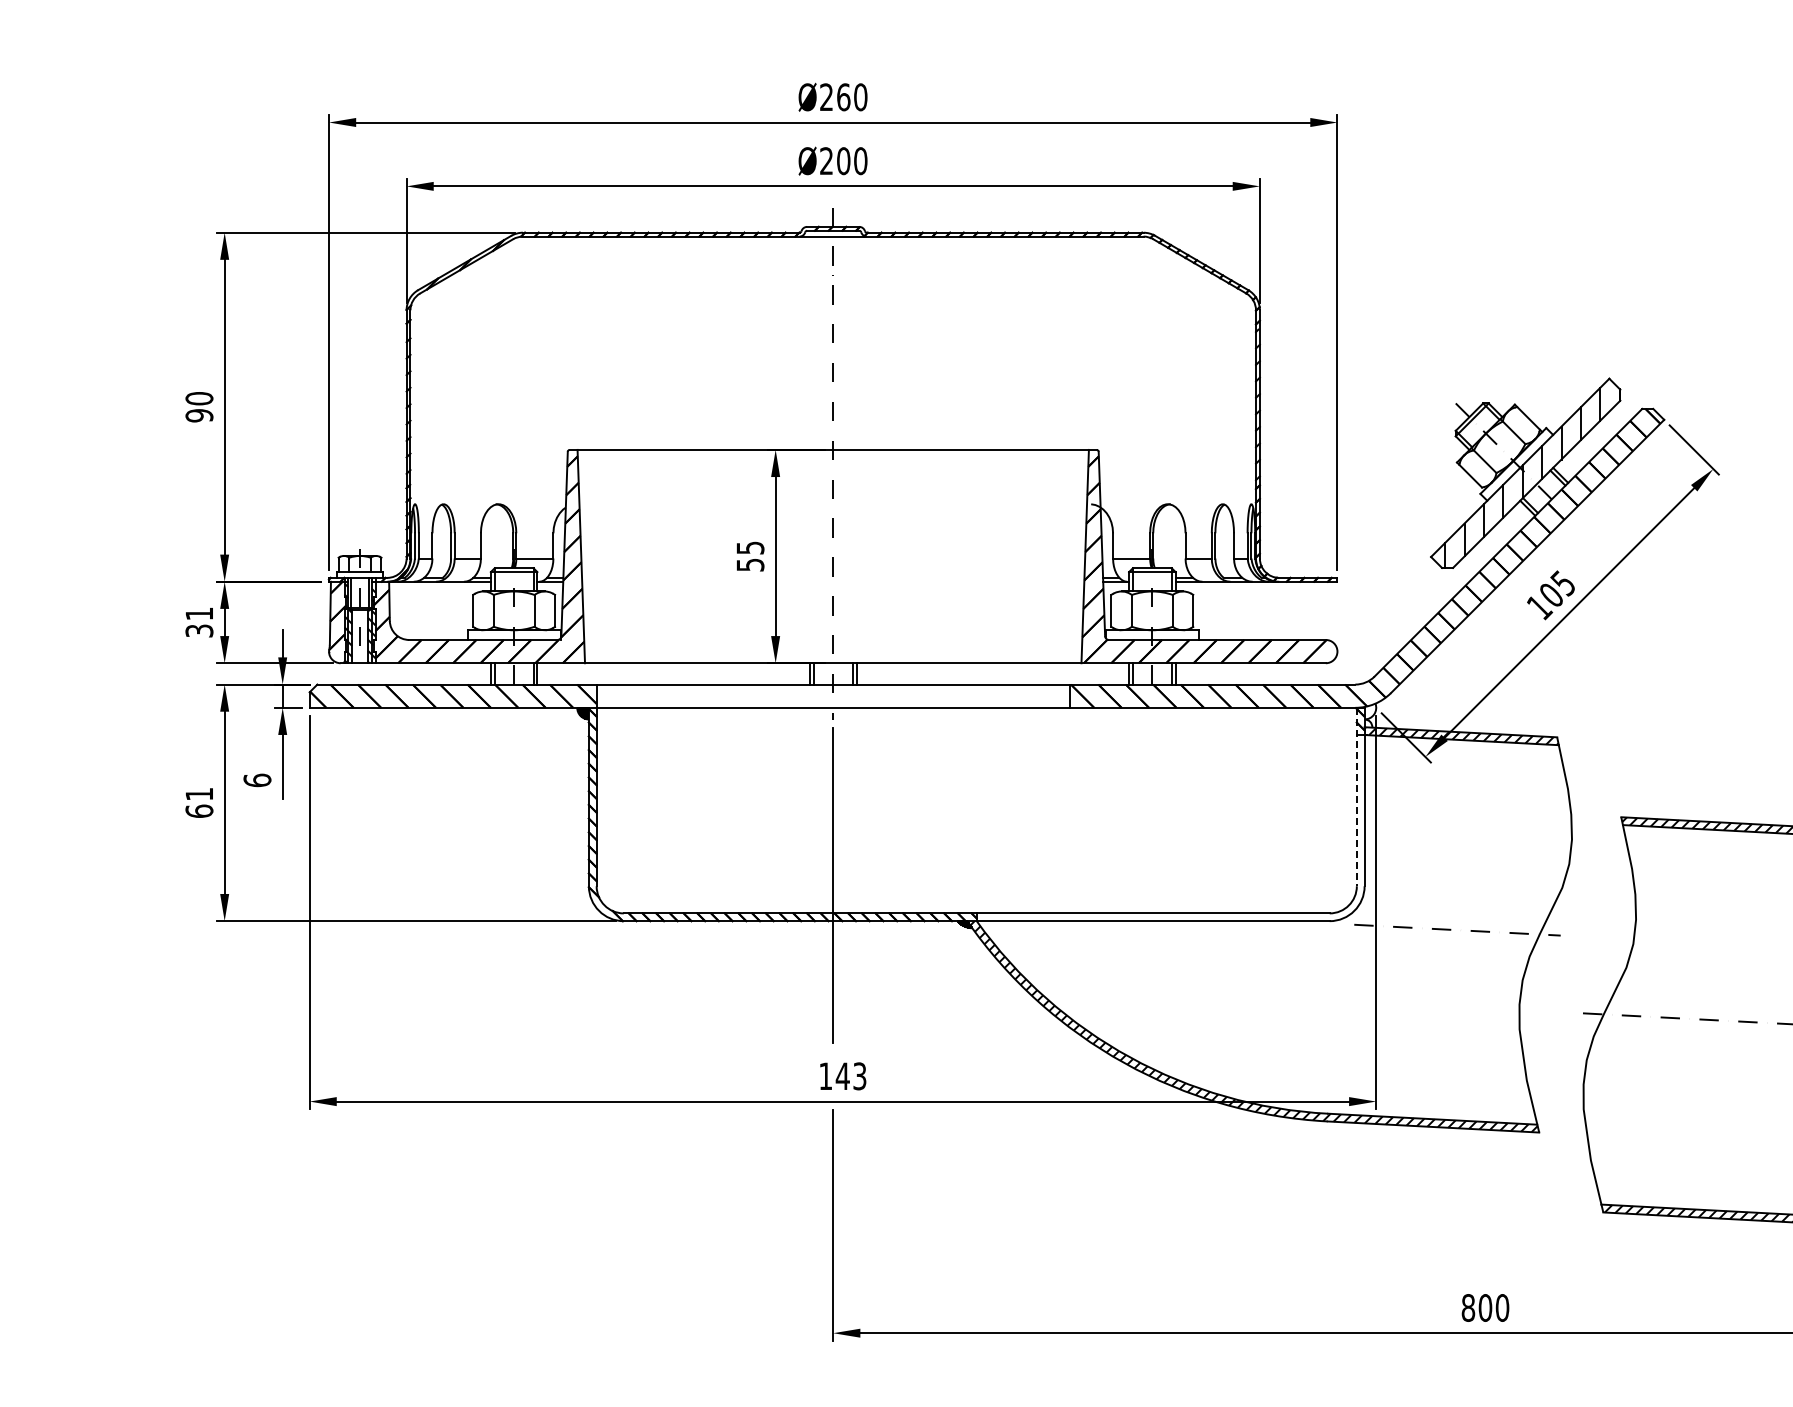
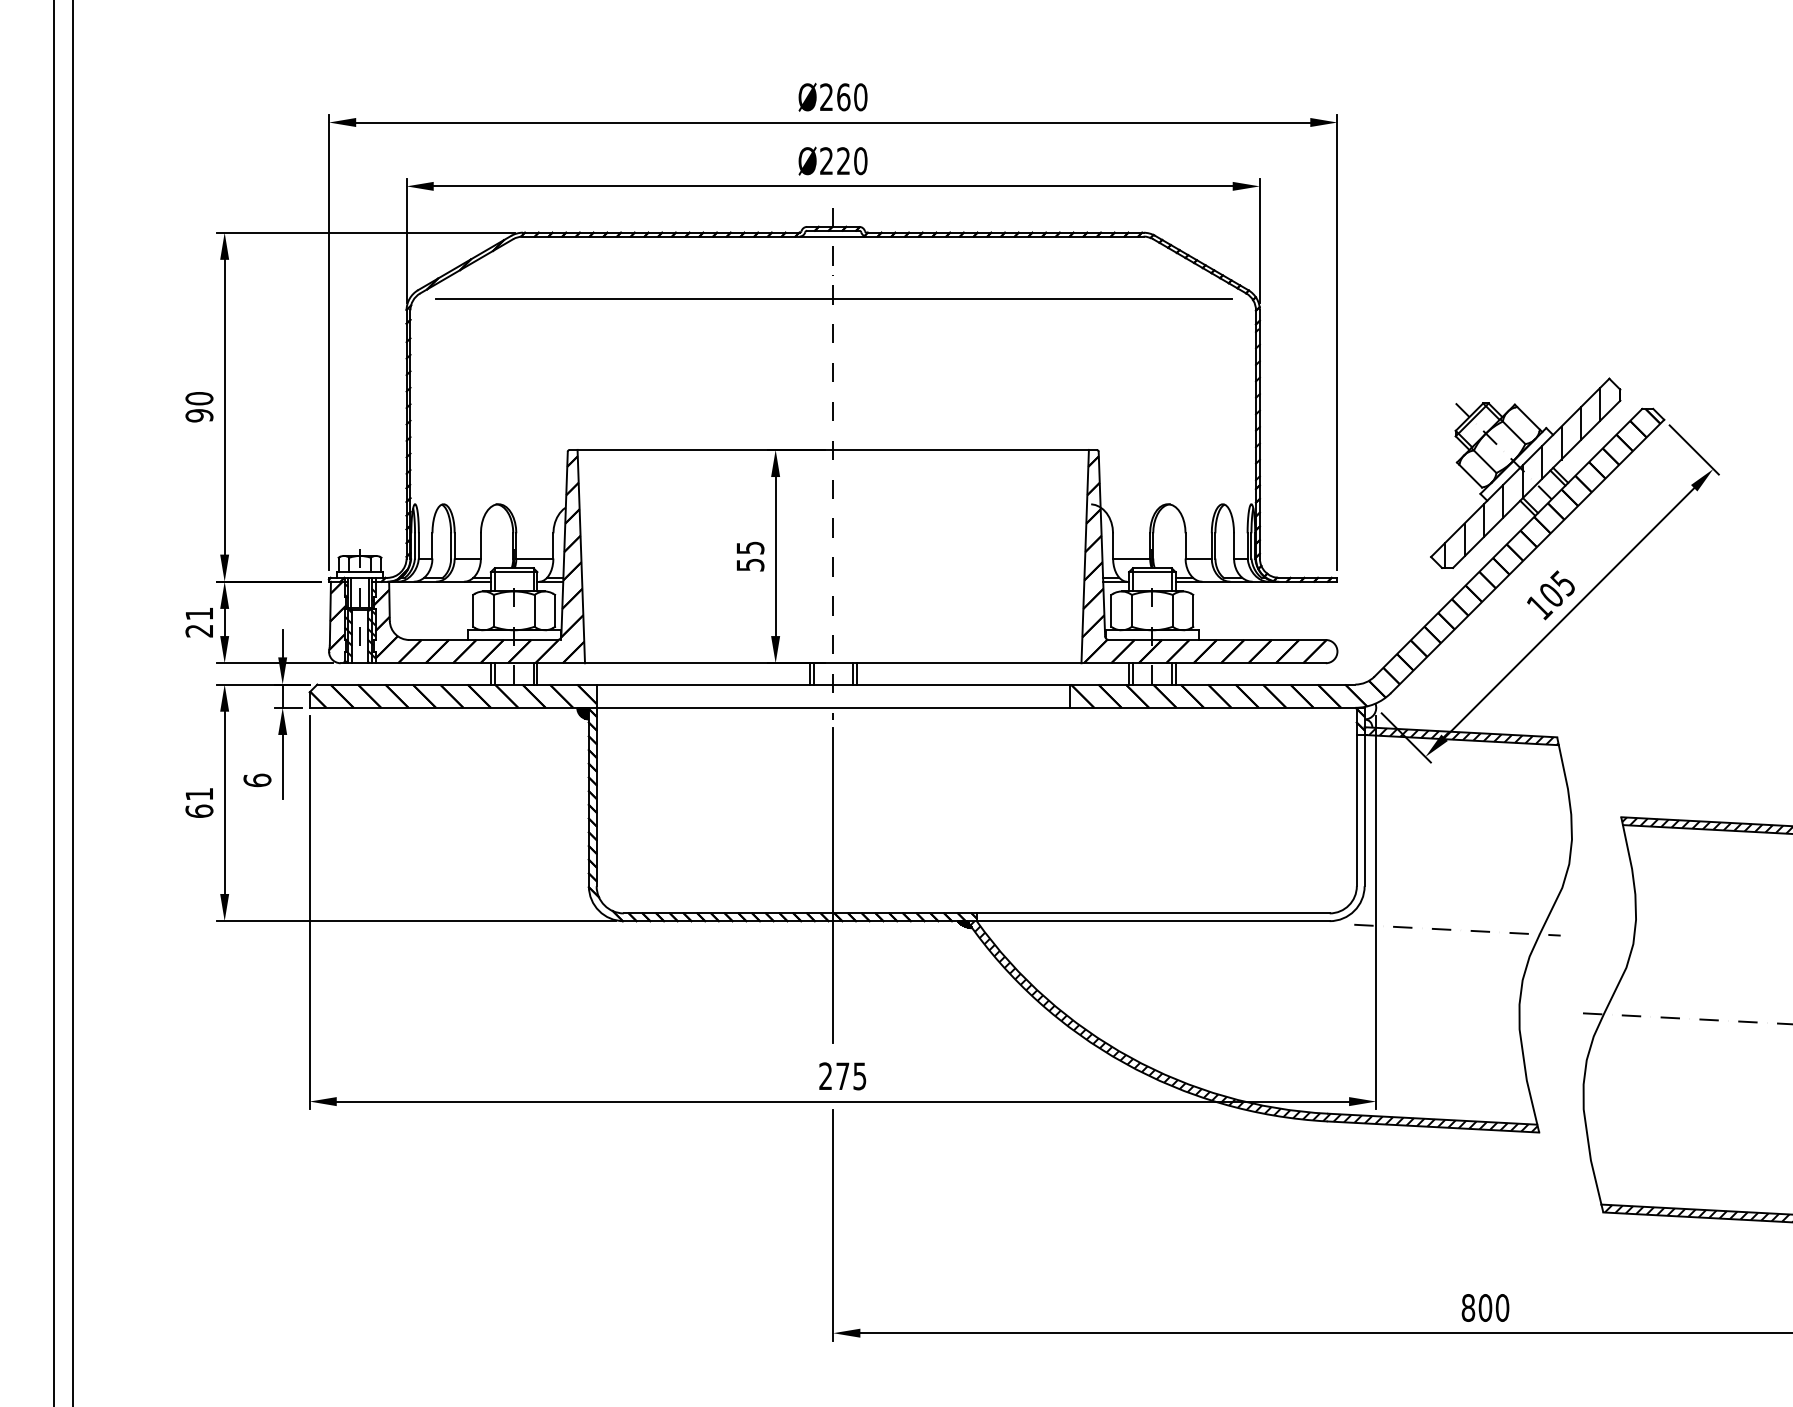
text: Ø200 -> Ø220 (843, 161)
line: none -> present (834, 298)
text: 31 -> 21 (199, 630)
line: none -> present (53, 702)
line: none -> present (73, 702)
line: dashed -> solid (1356, 797)
text: 143 -> 275 (842, 1075)
